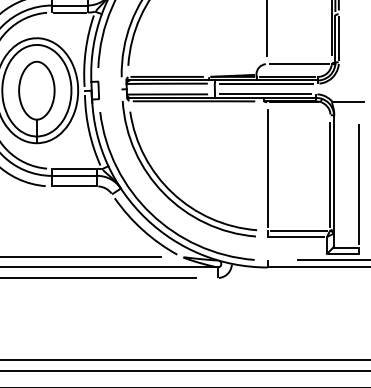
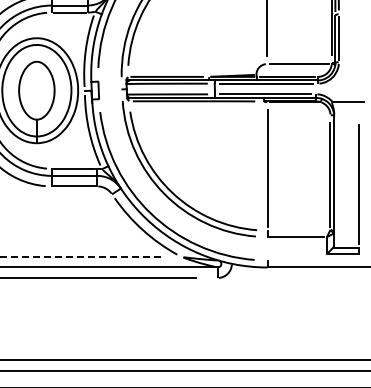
line: present -> none (298, 230)
line: solid -> dashed (80, 256)
line: present -> none (332, 260)
